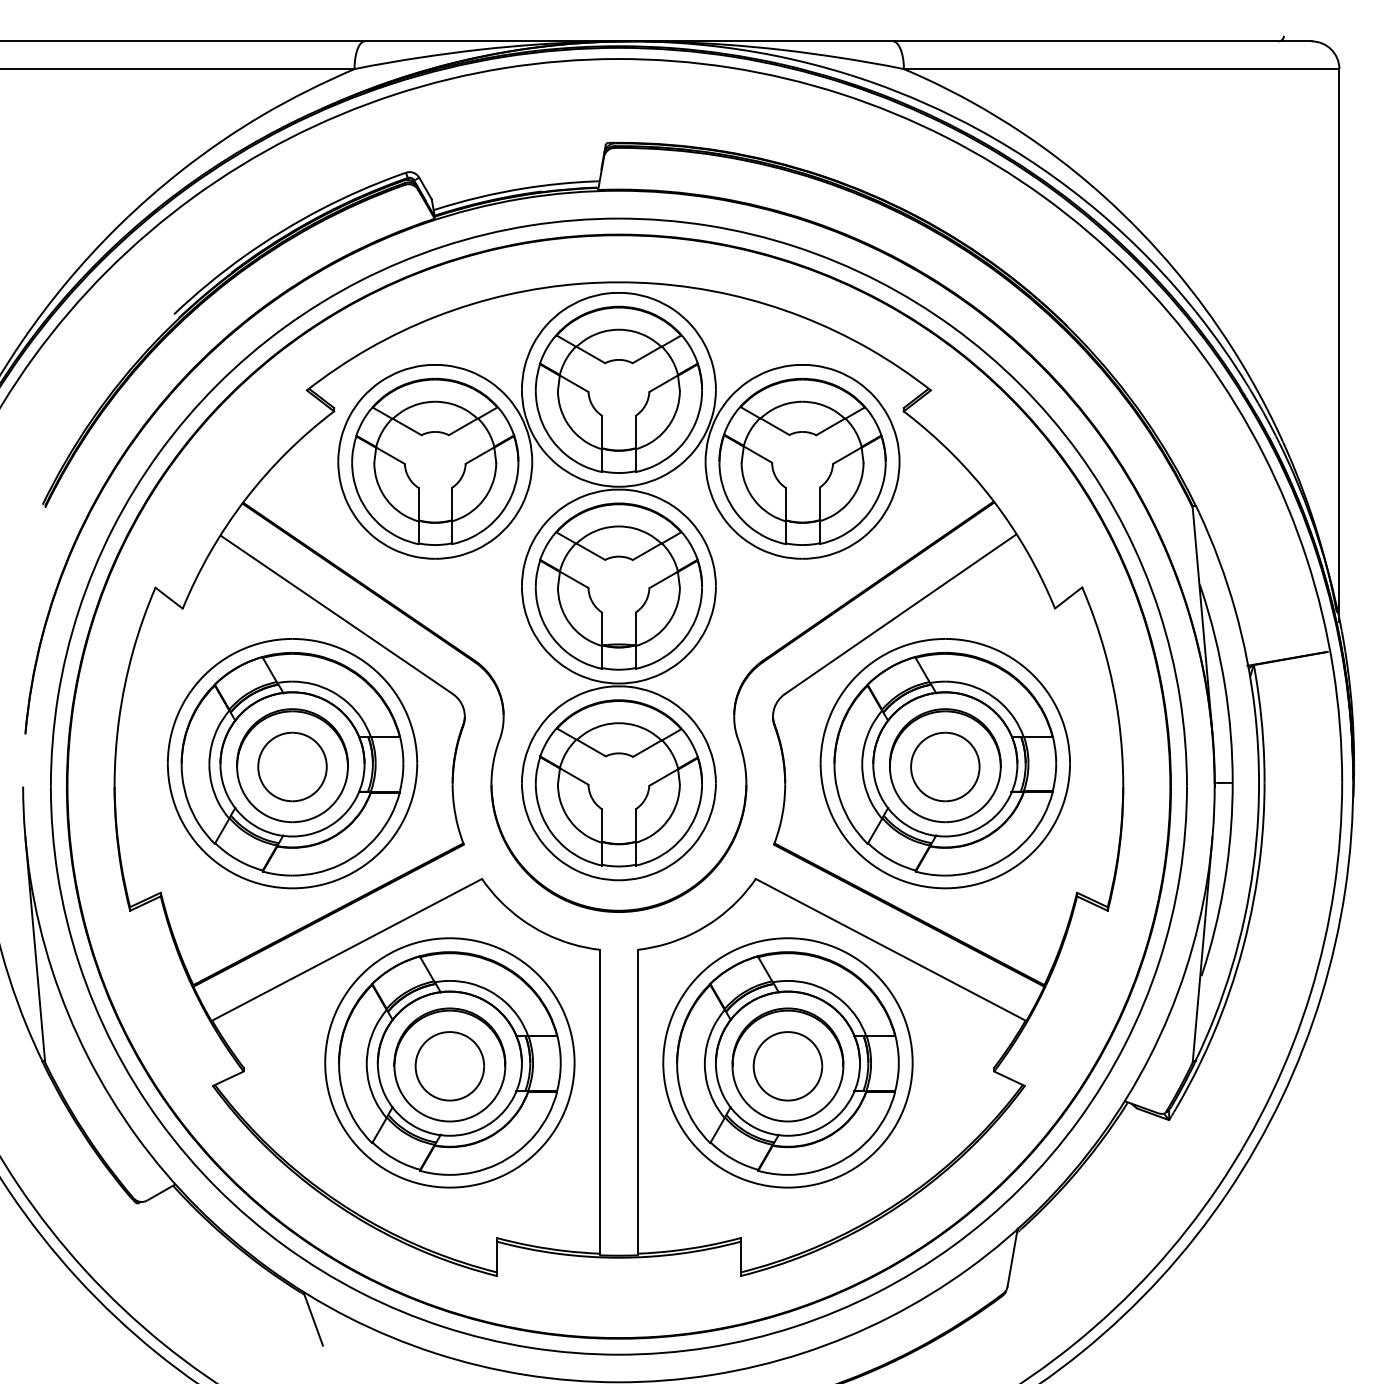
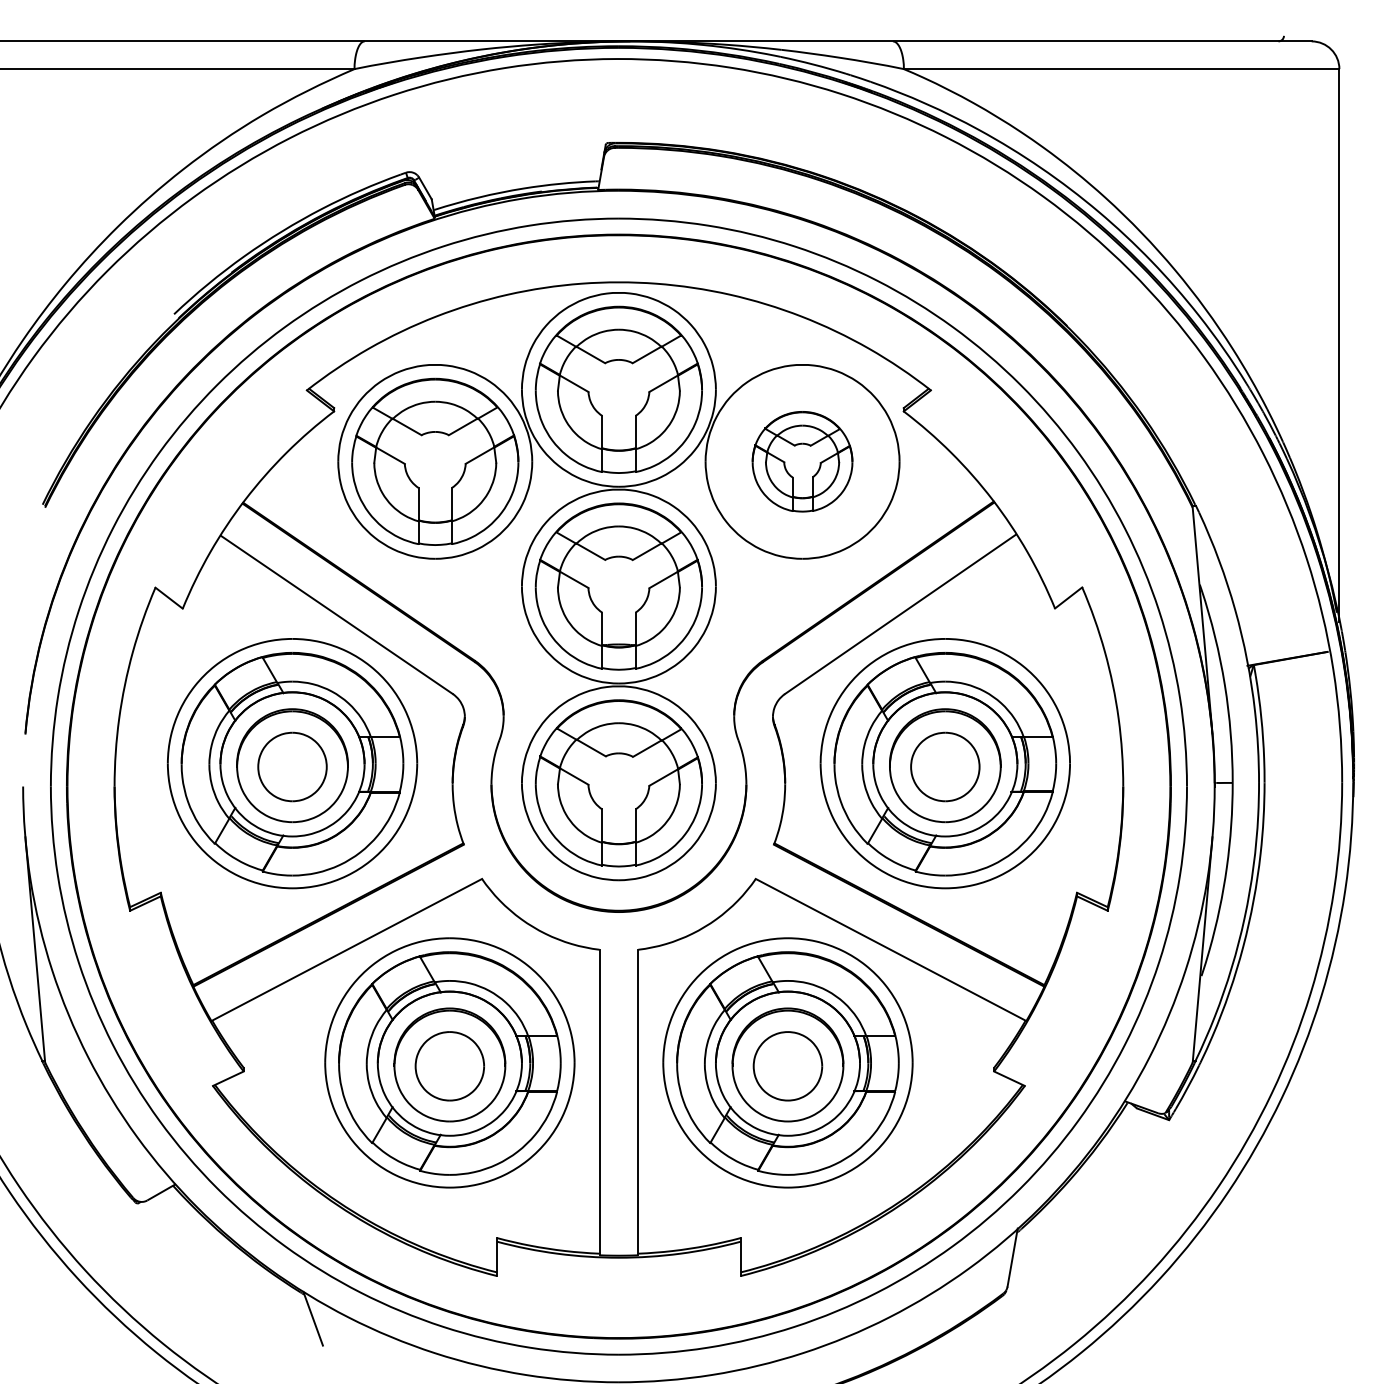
part size: 169x169 px -> 103x102 px (802, 461)
